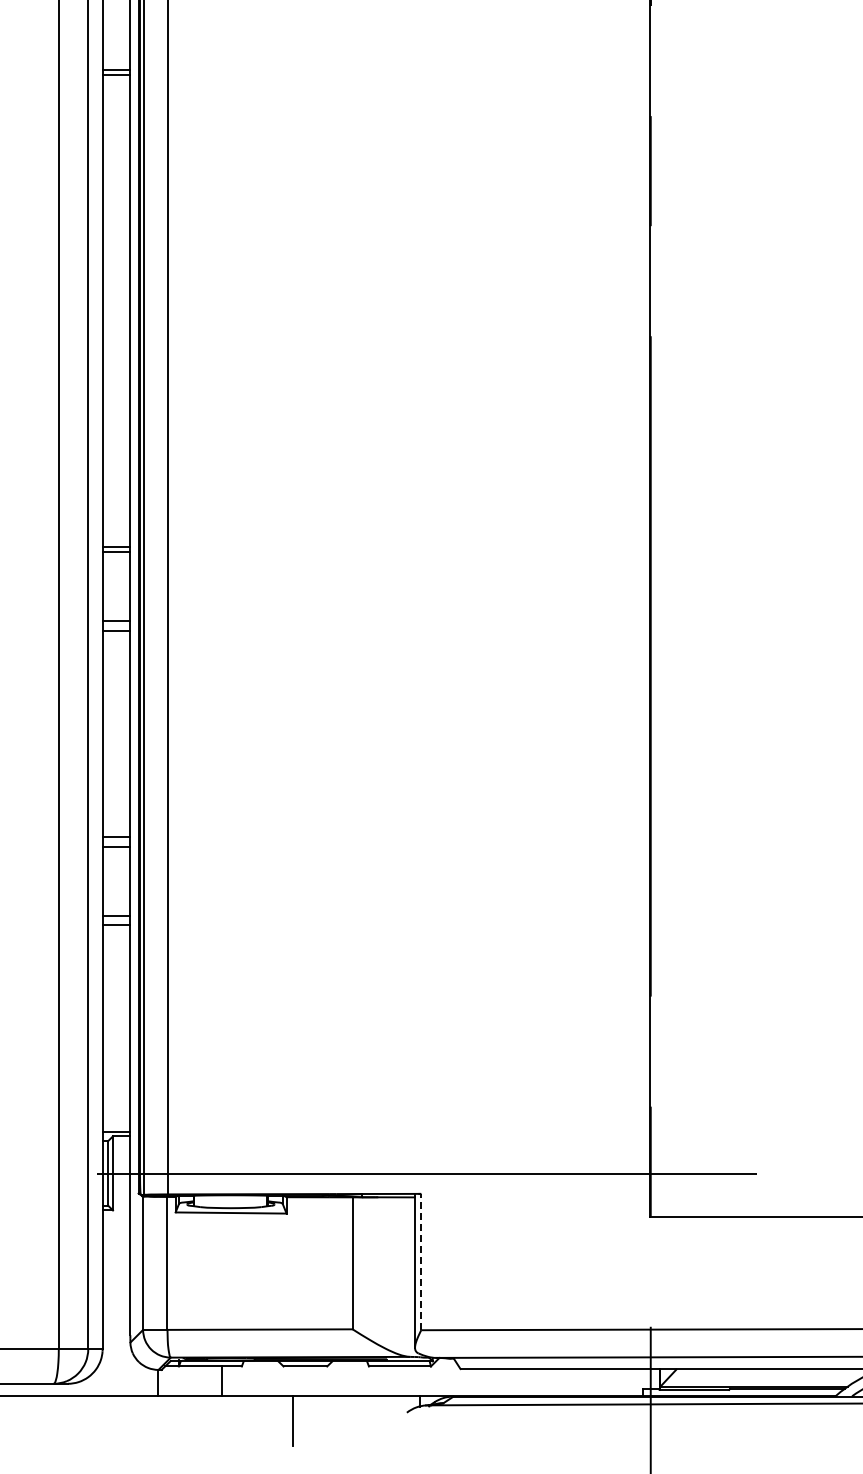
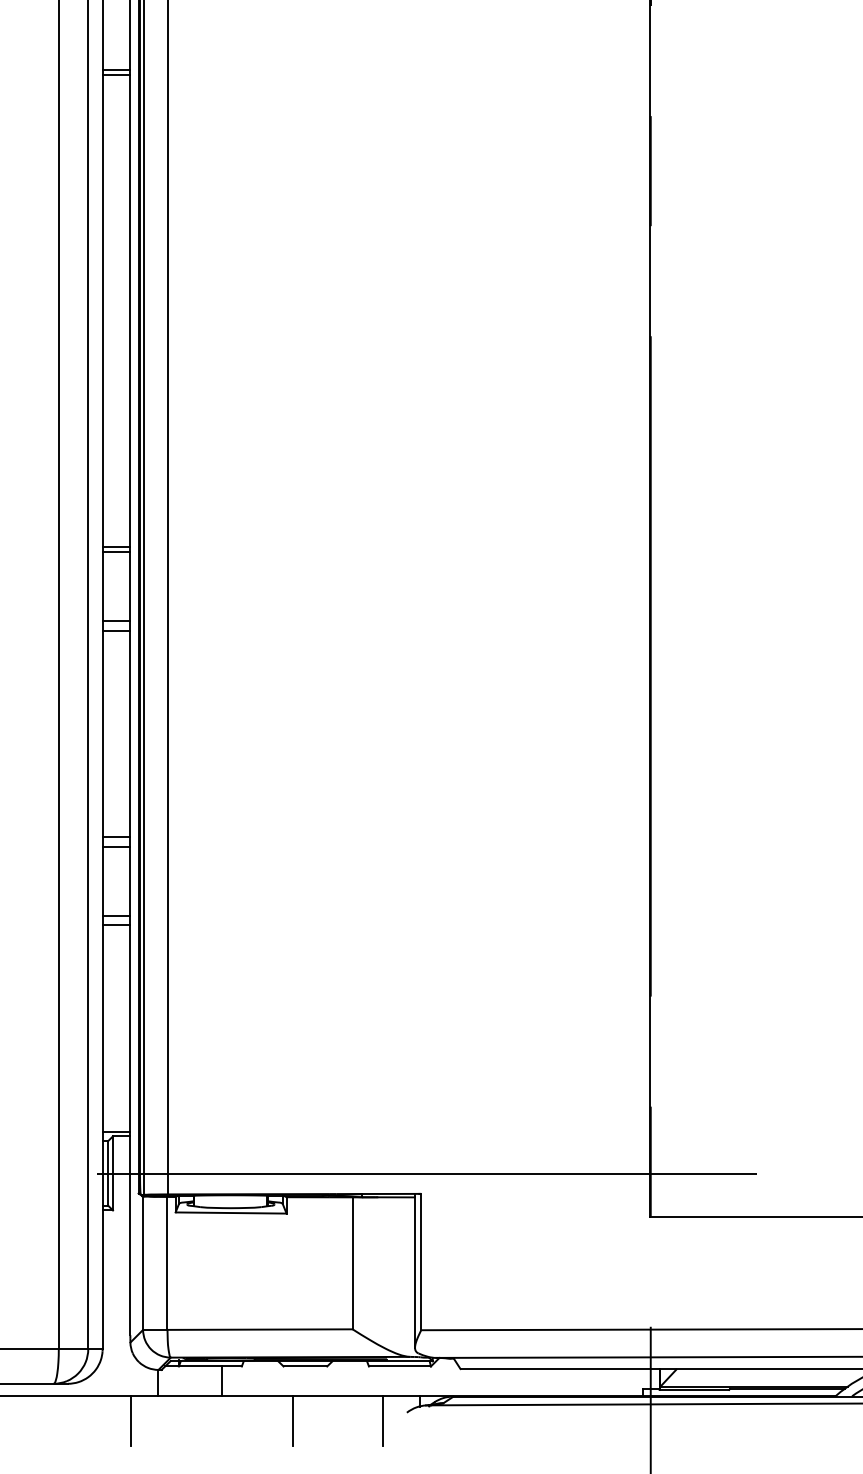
line: dashed -> solid (421, 1261)
line: none -> present (131, 1420)
line: none -> present (382, 1420)
